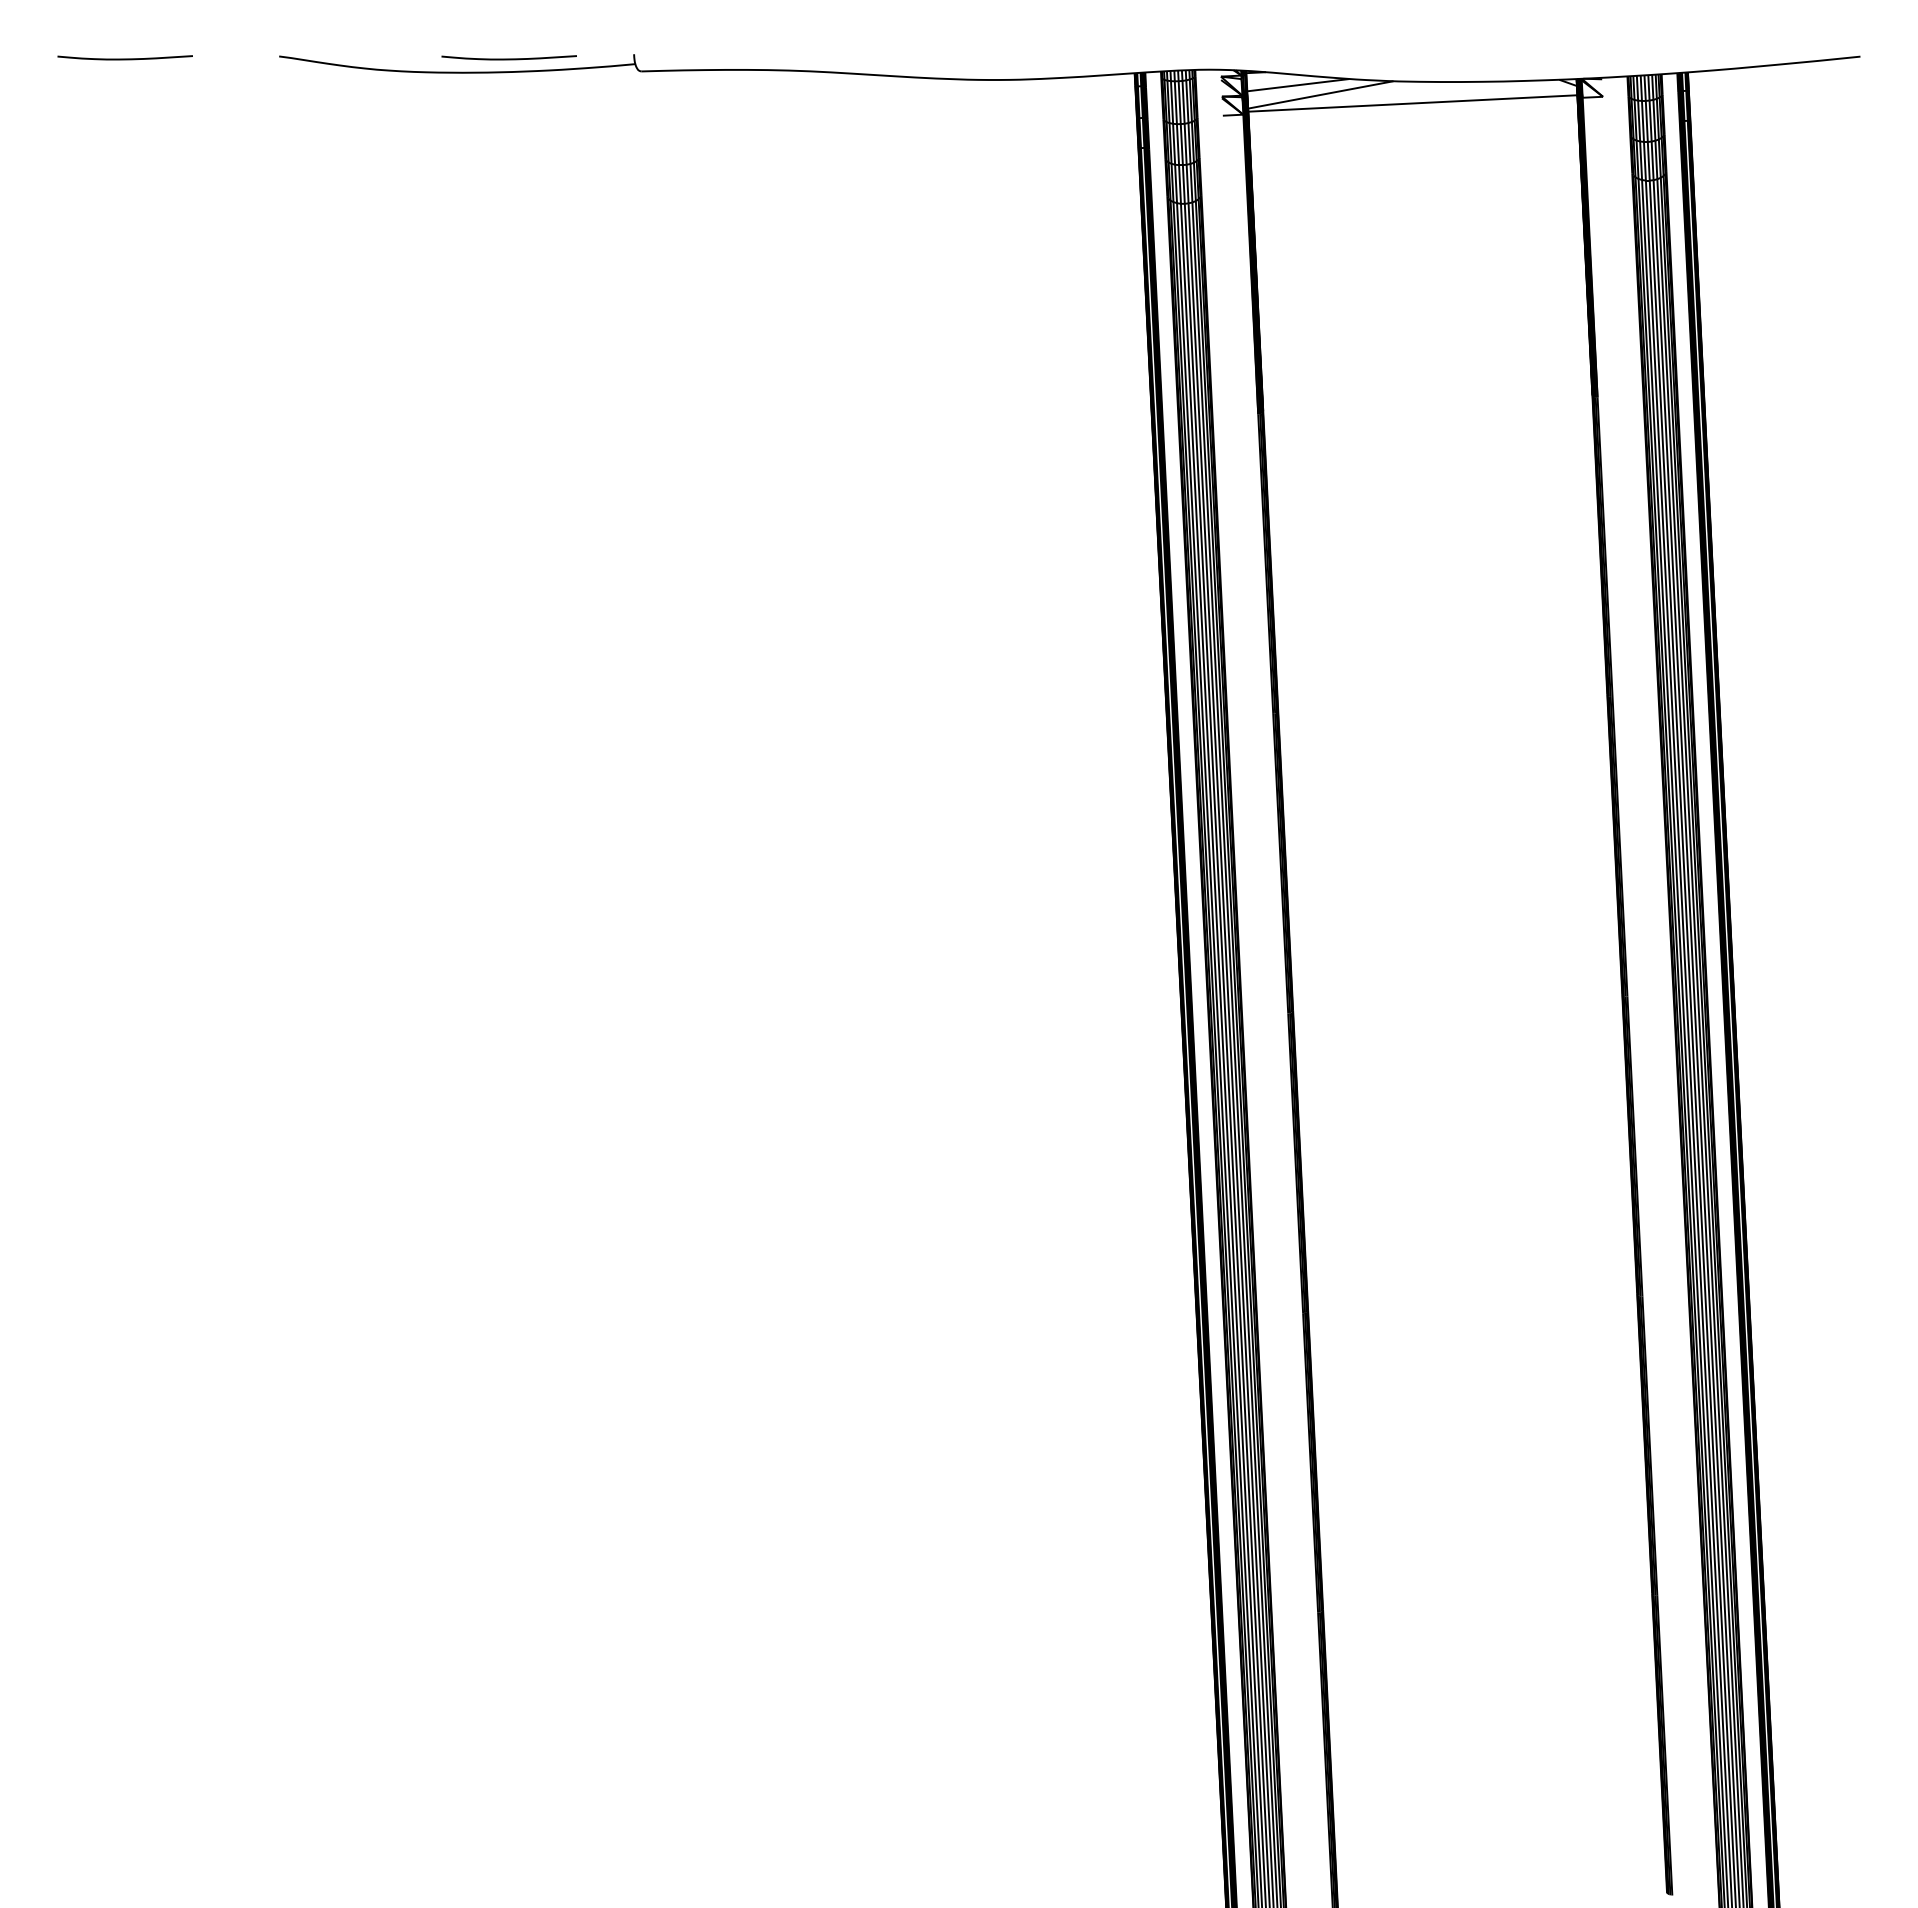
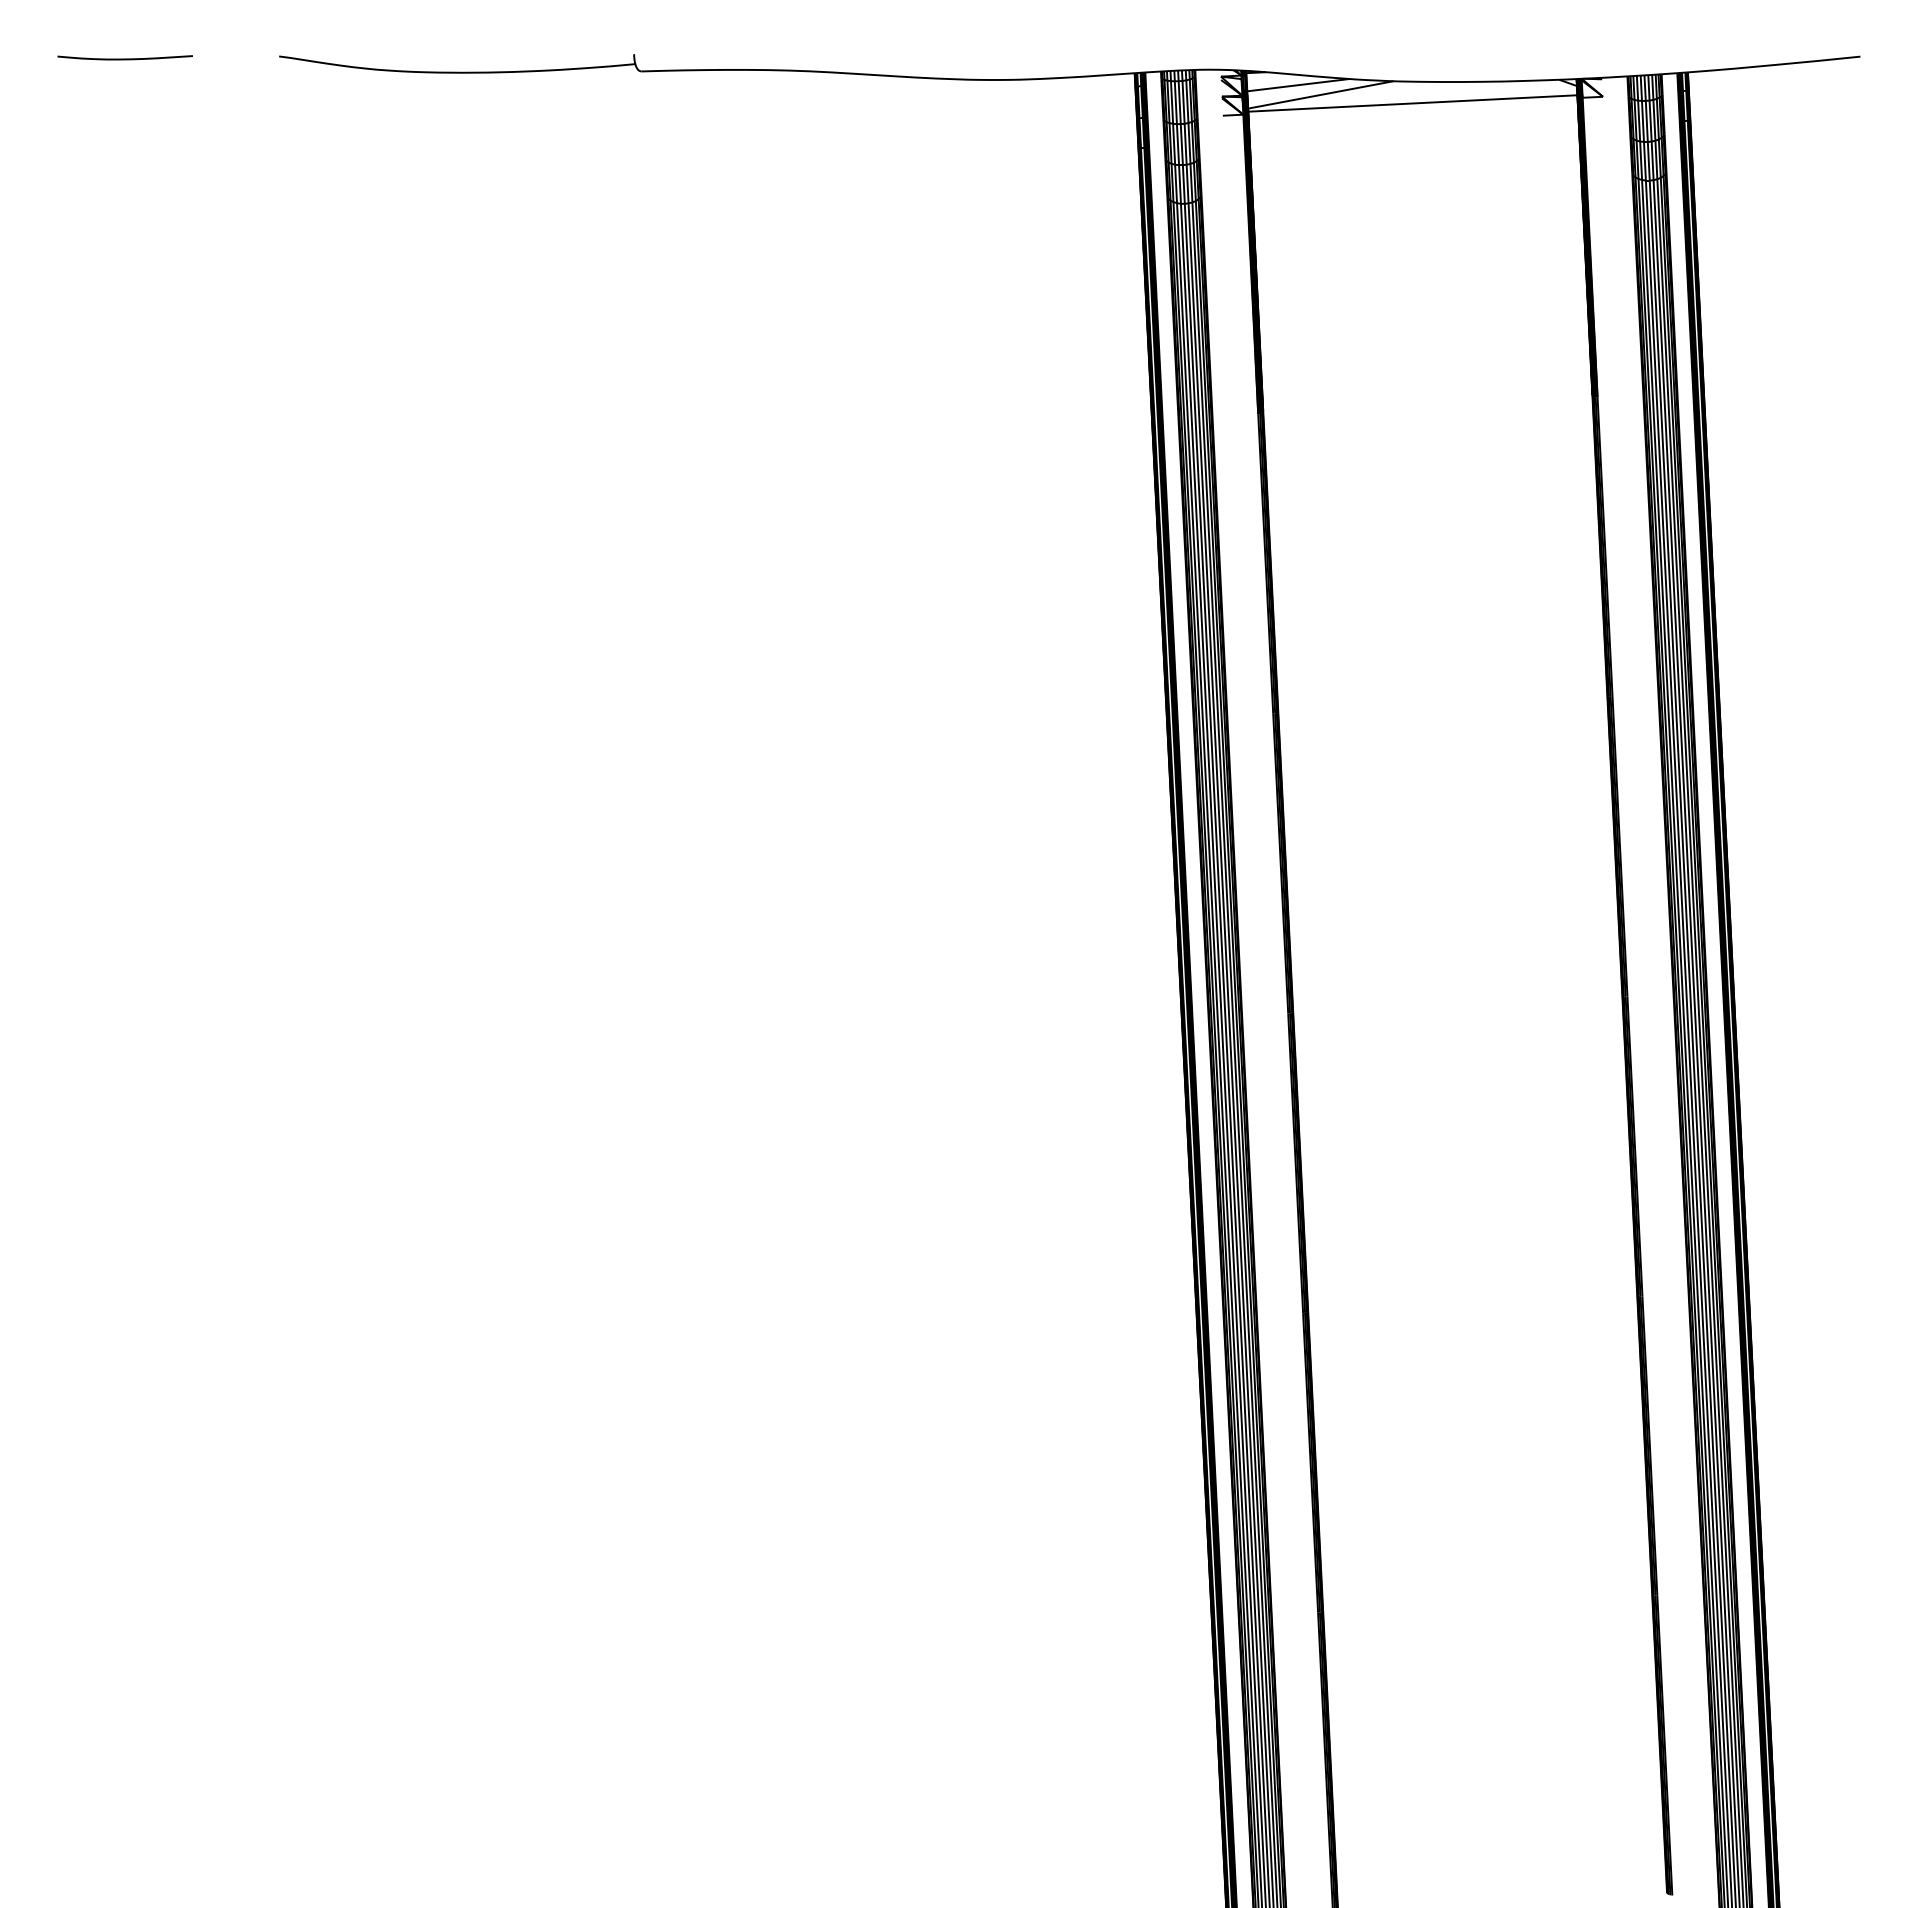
curve: present -> none (508, 58)
